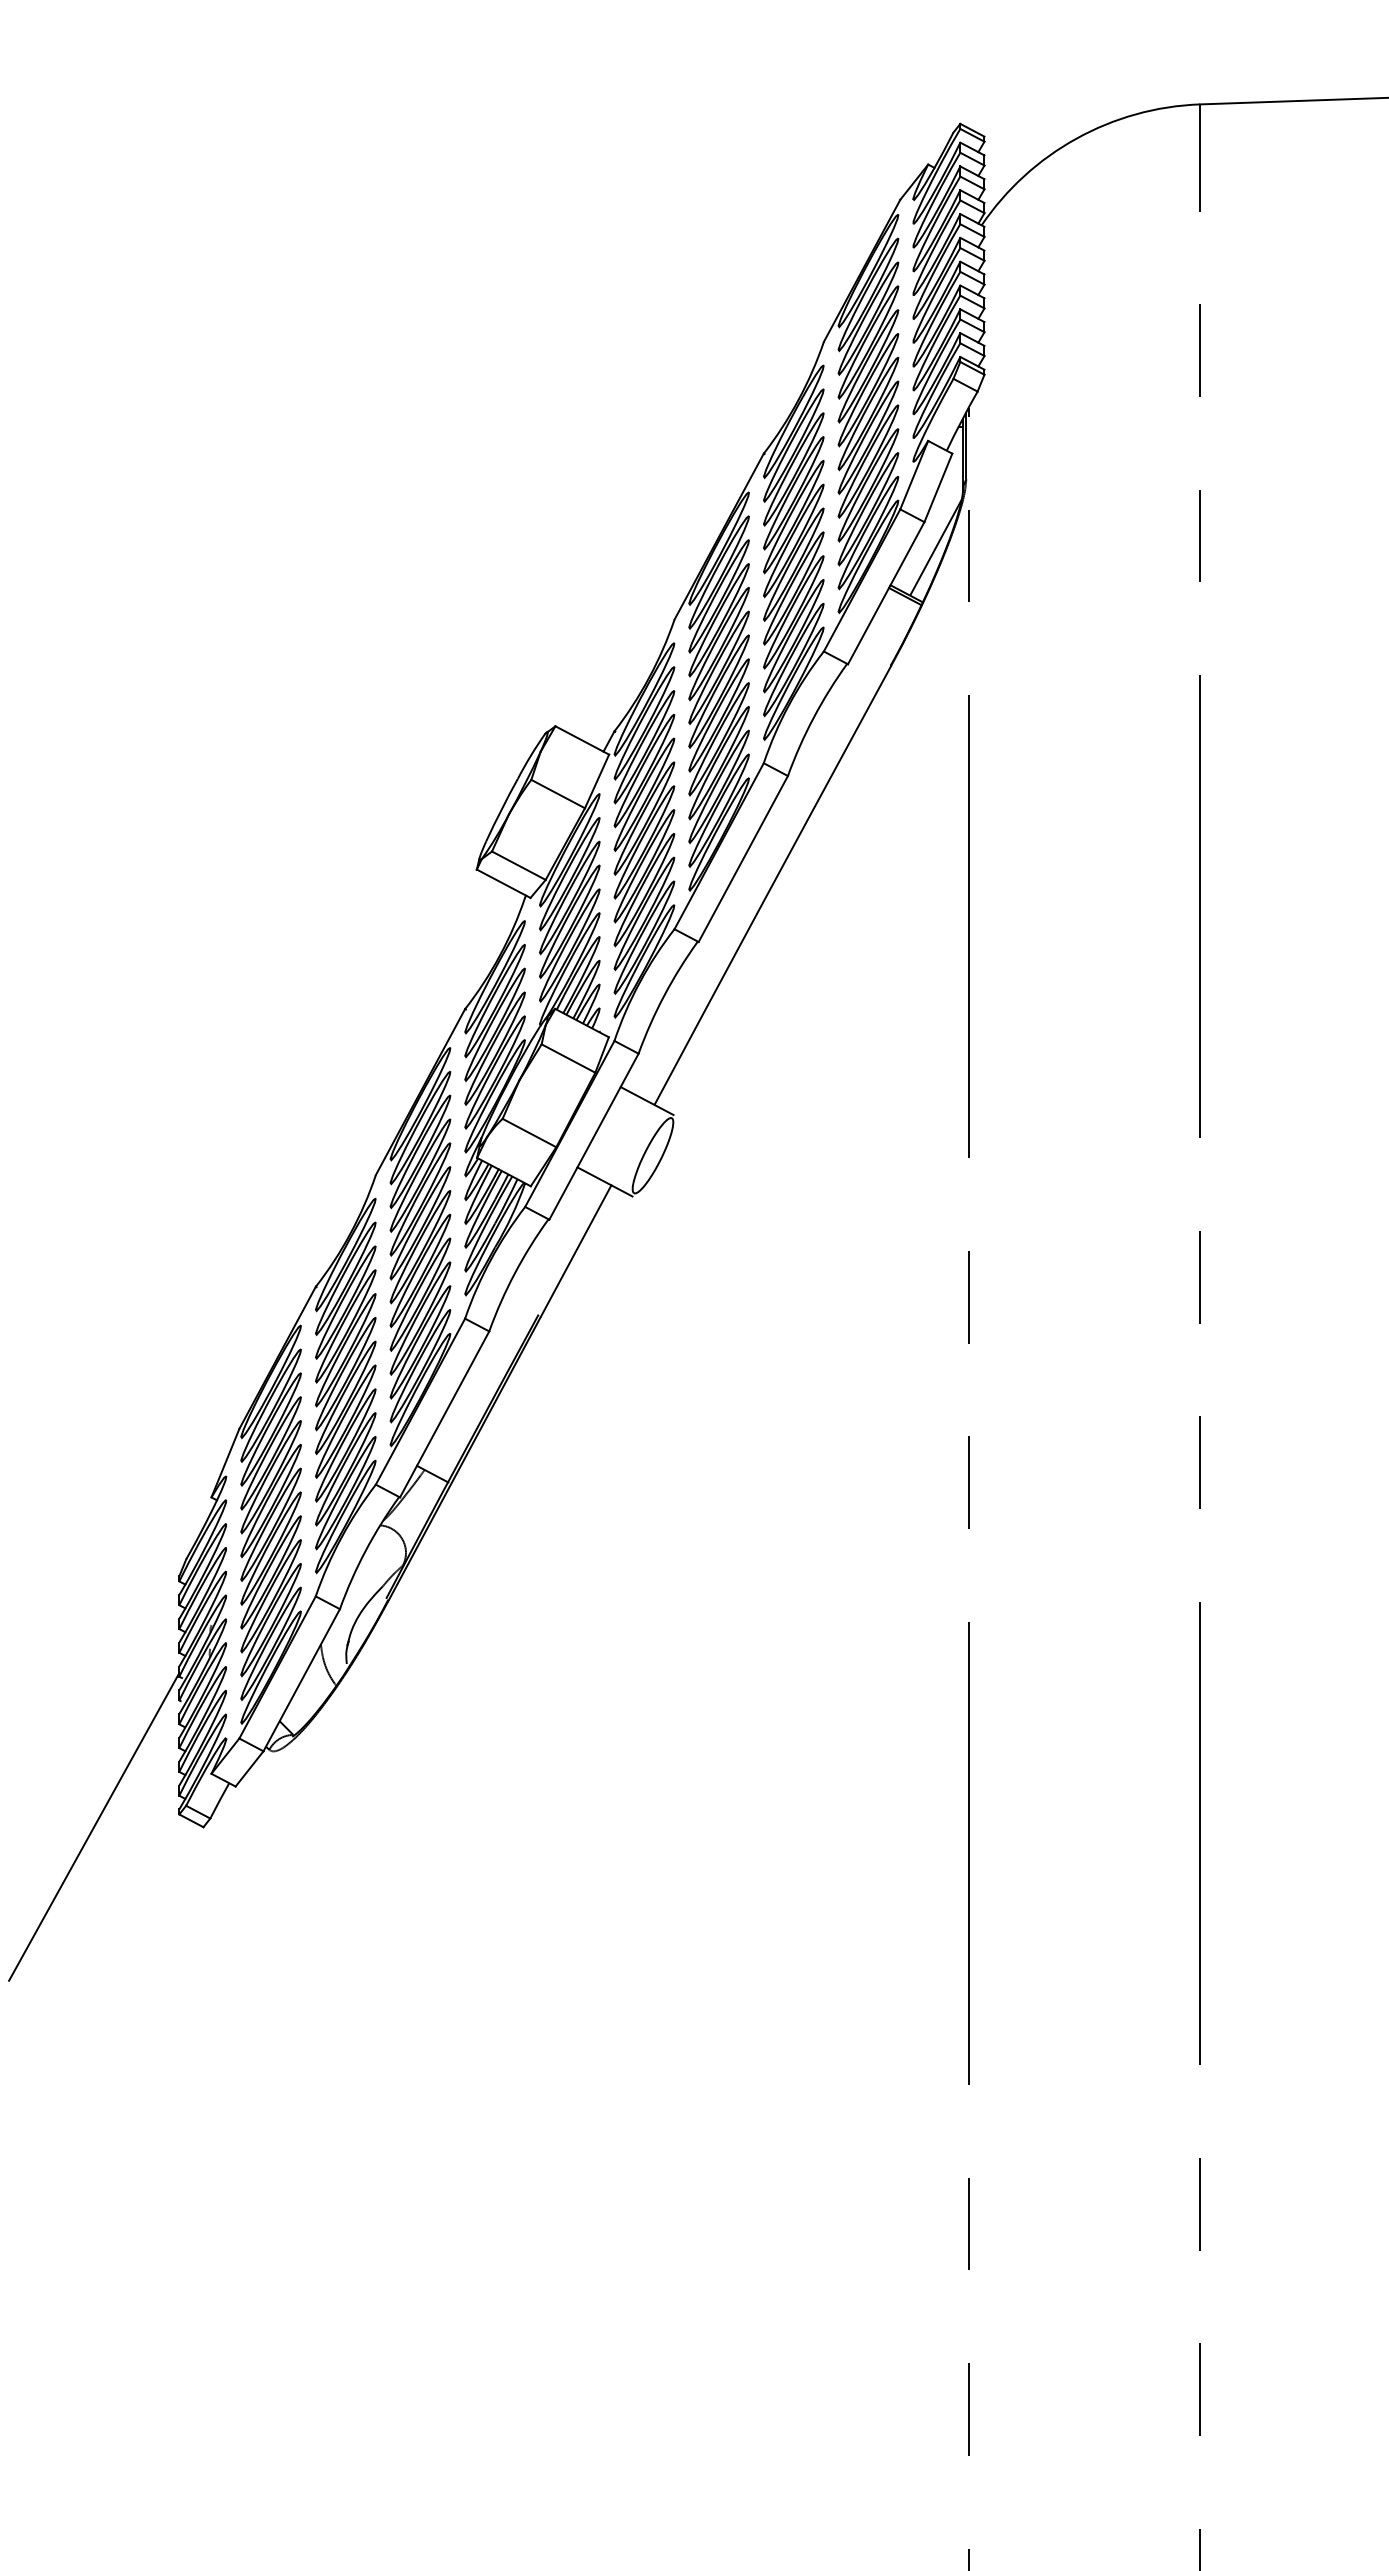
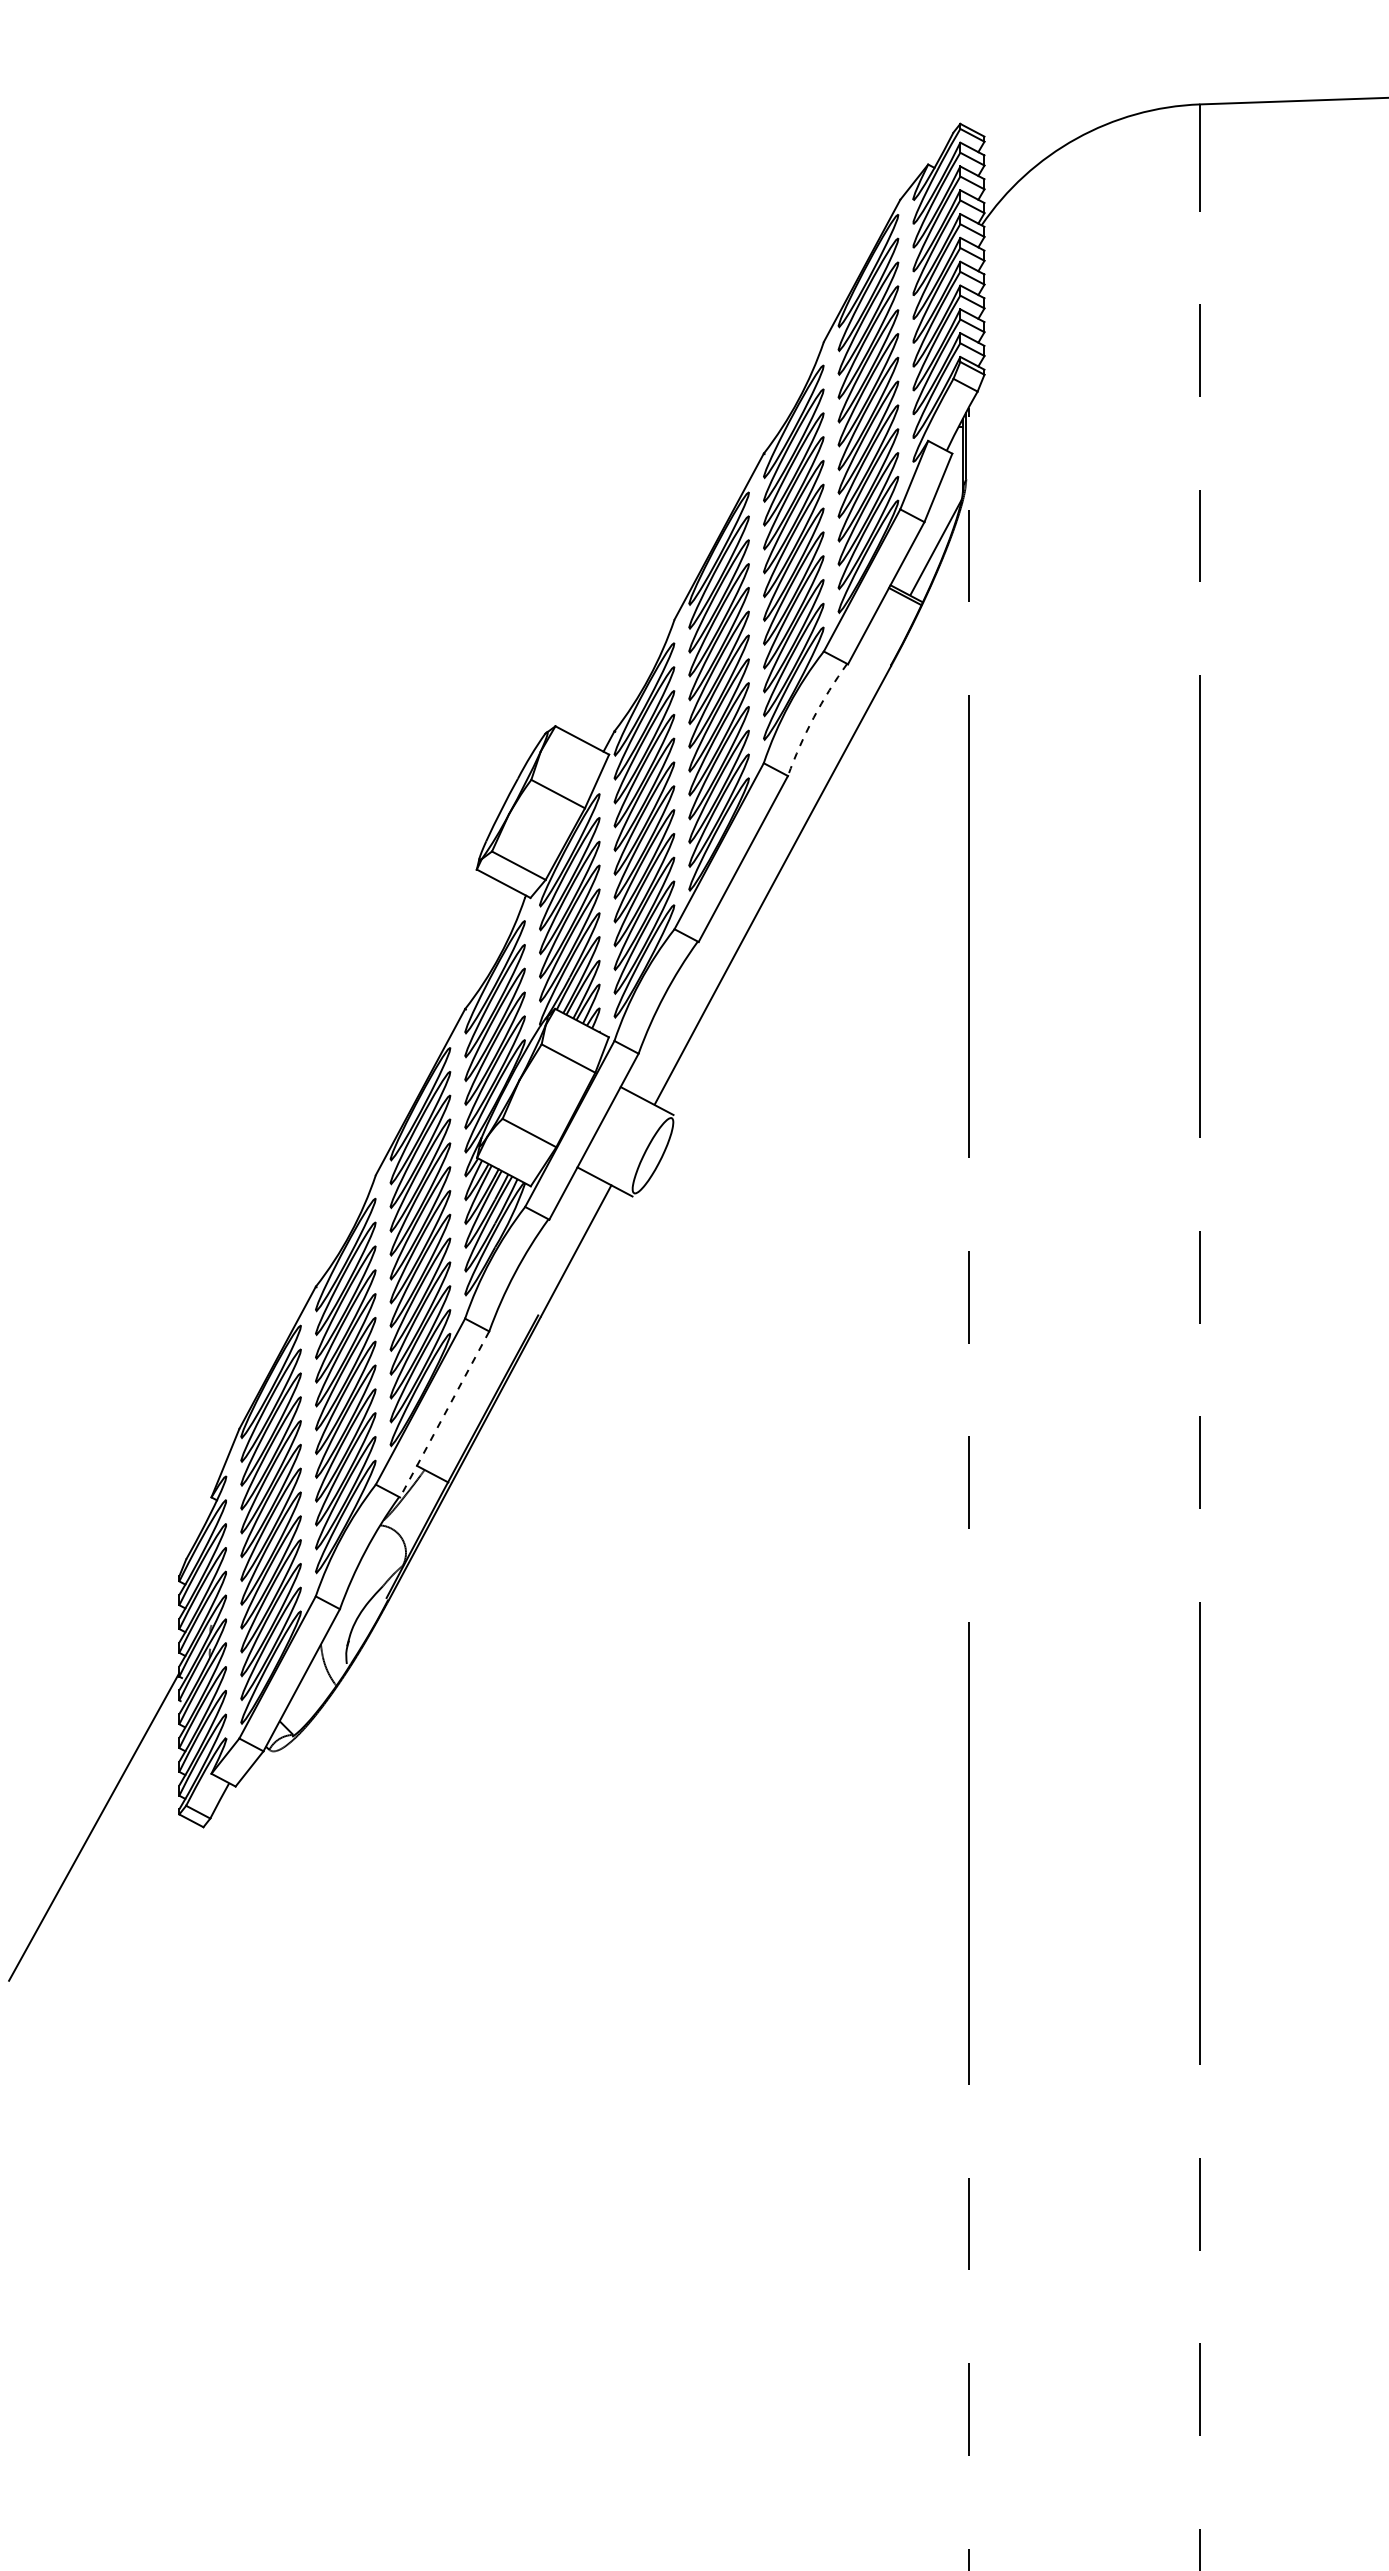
arc: solid -> dashed (813, 717)
line: solid -> dashed (444, 1414)
